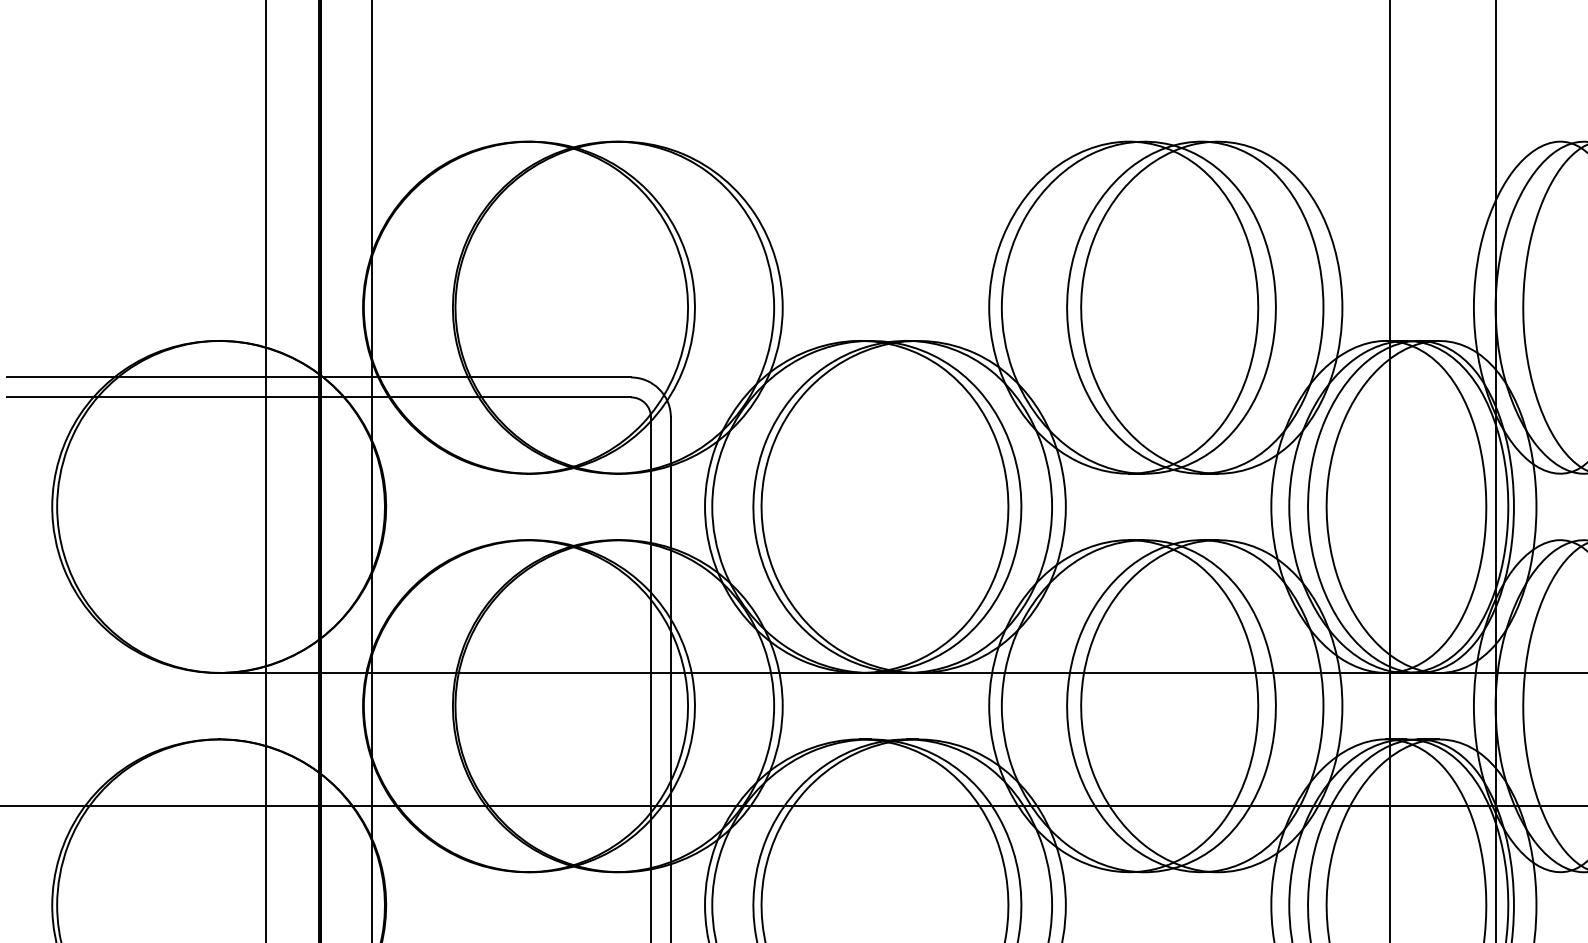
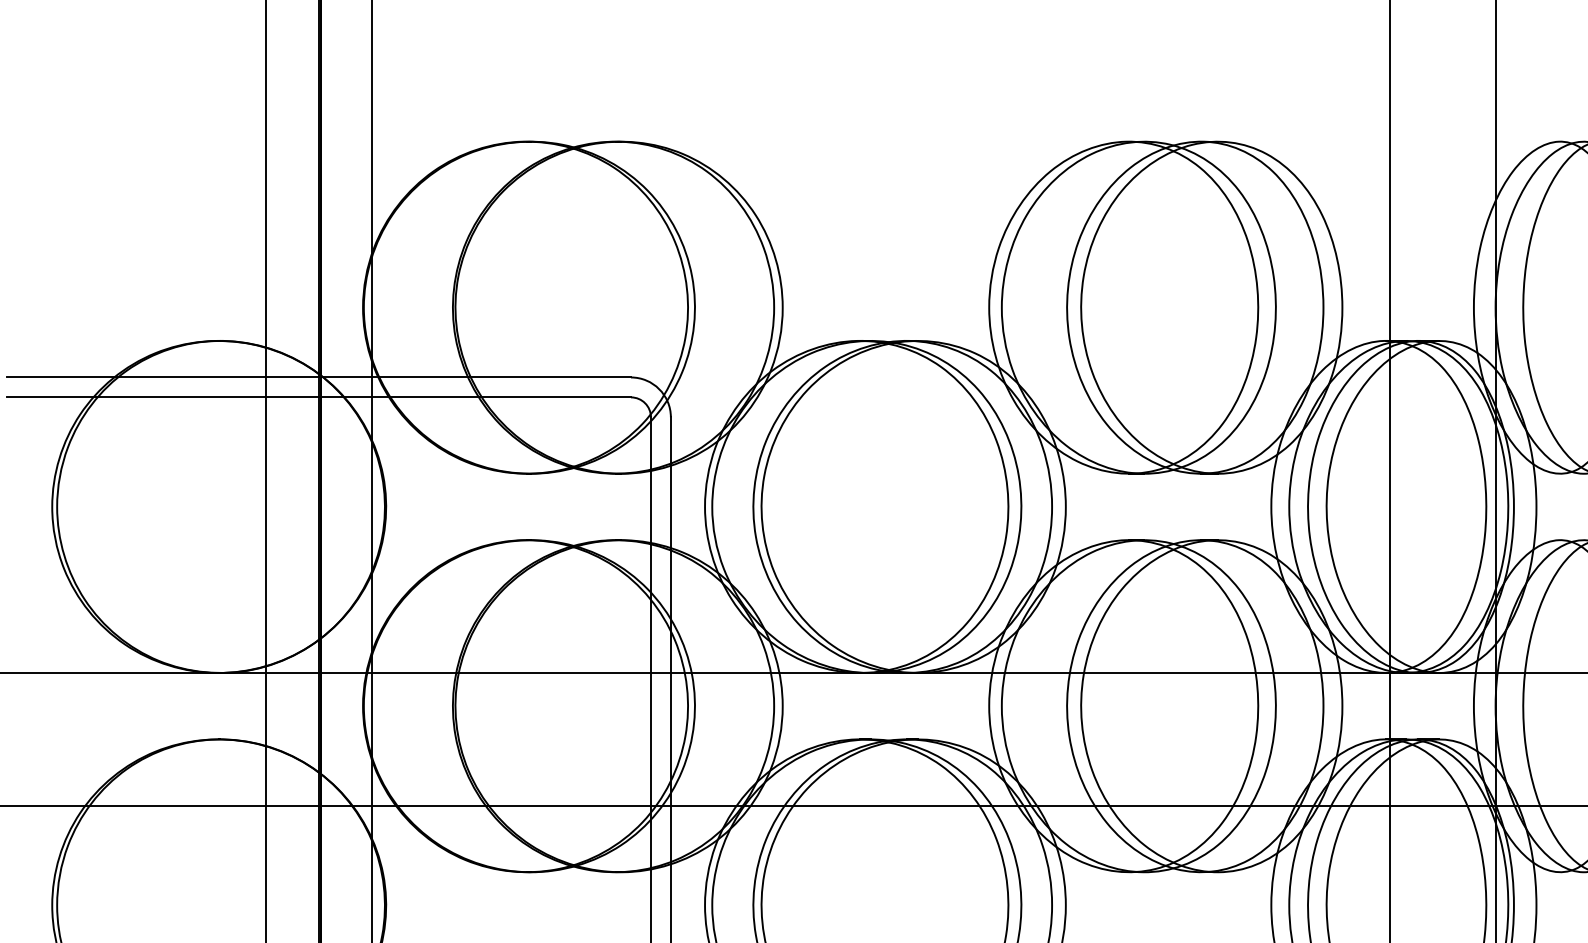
line: none -> present (110, 673)
